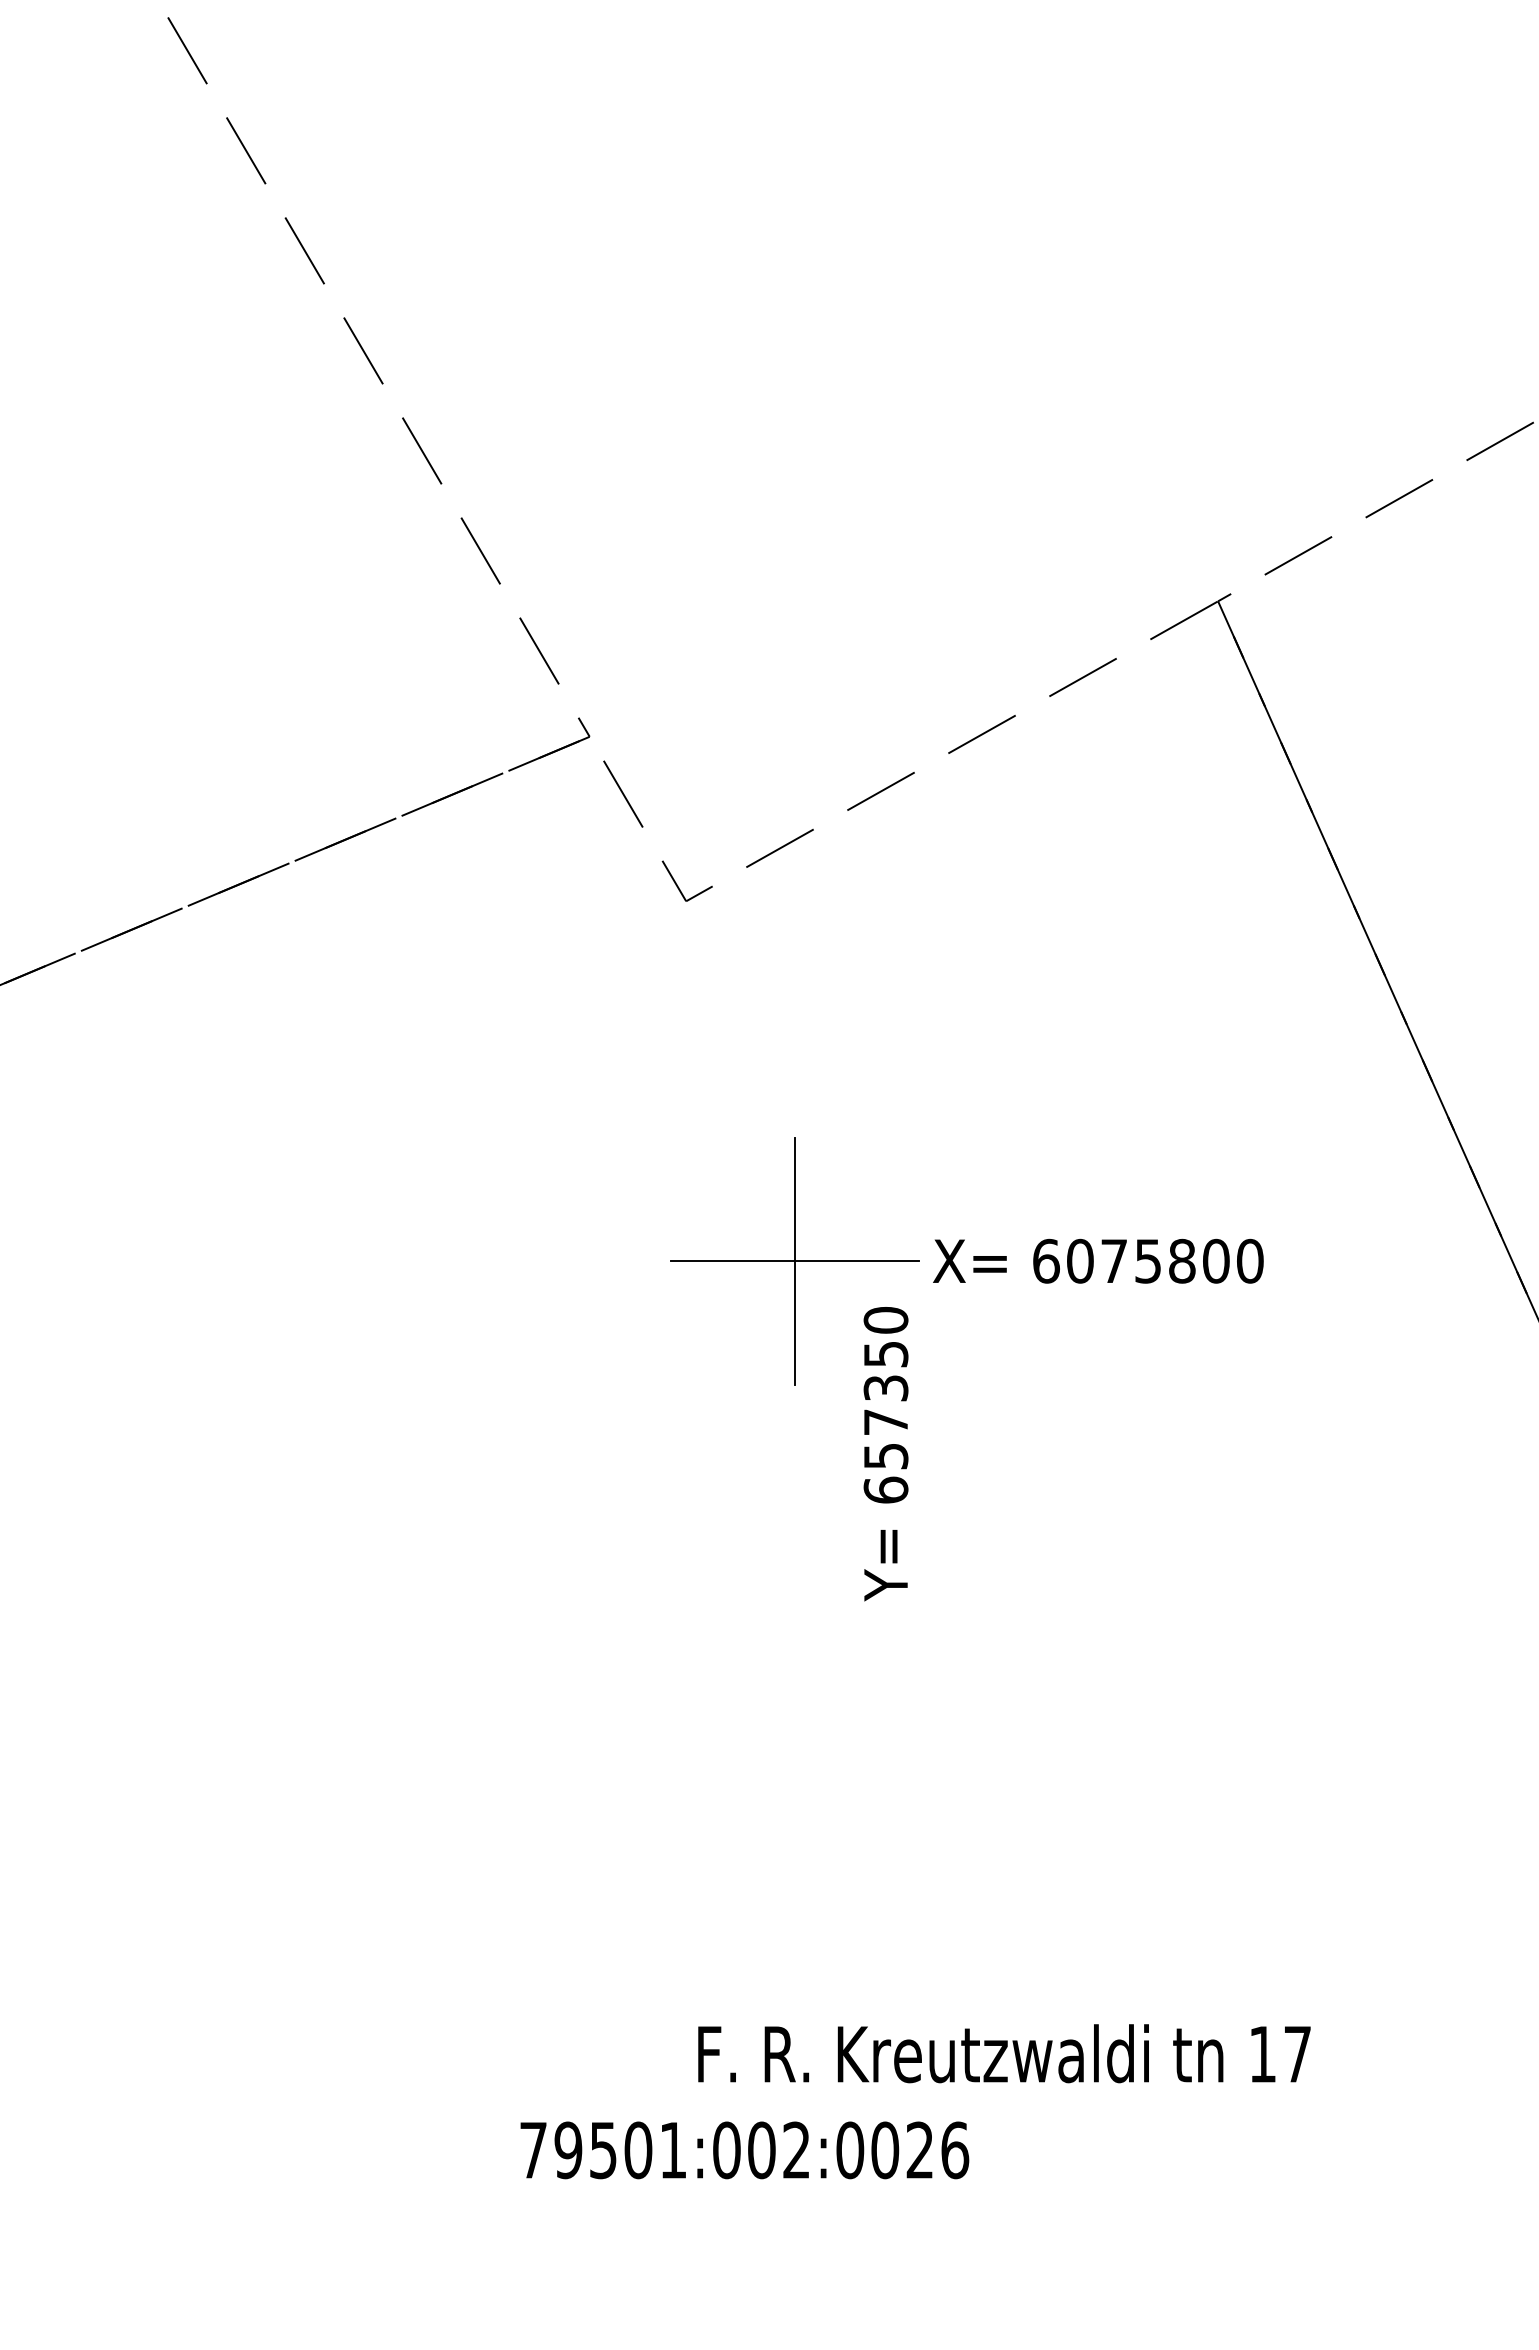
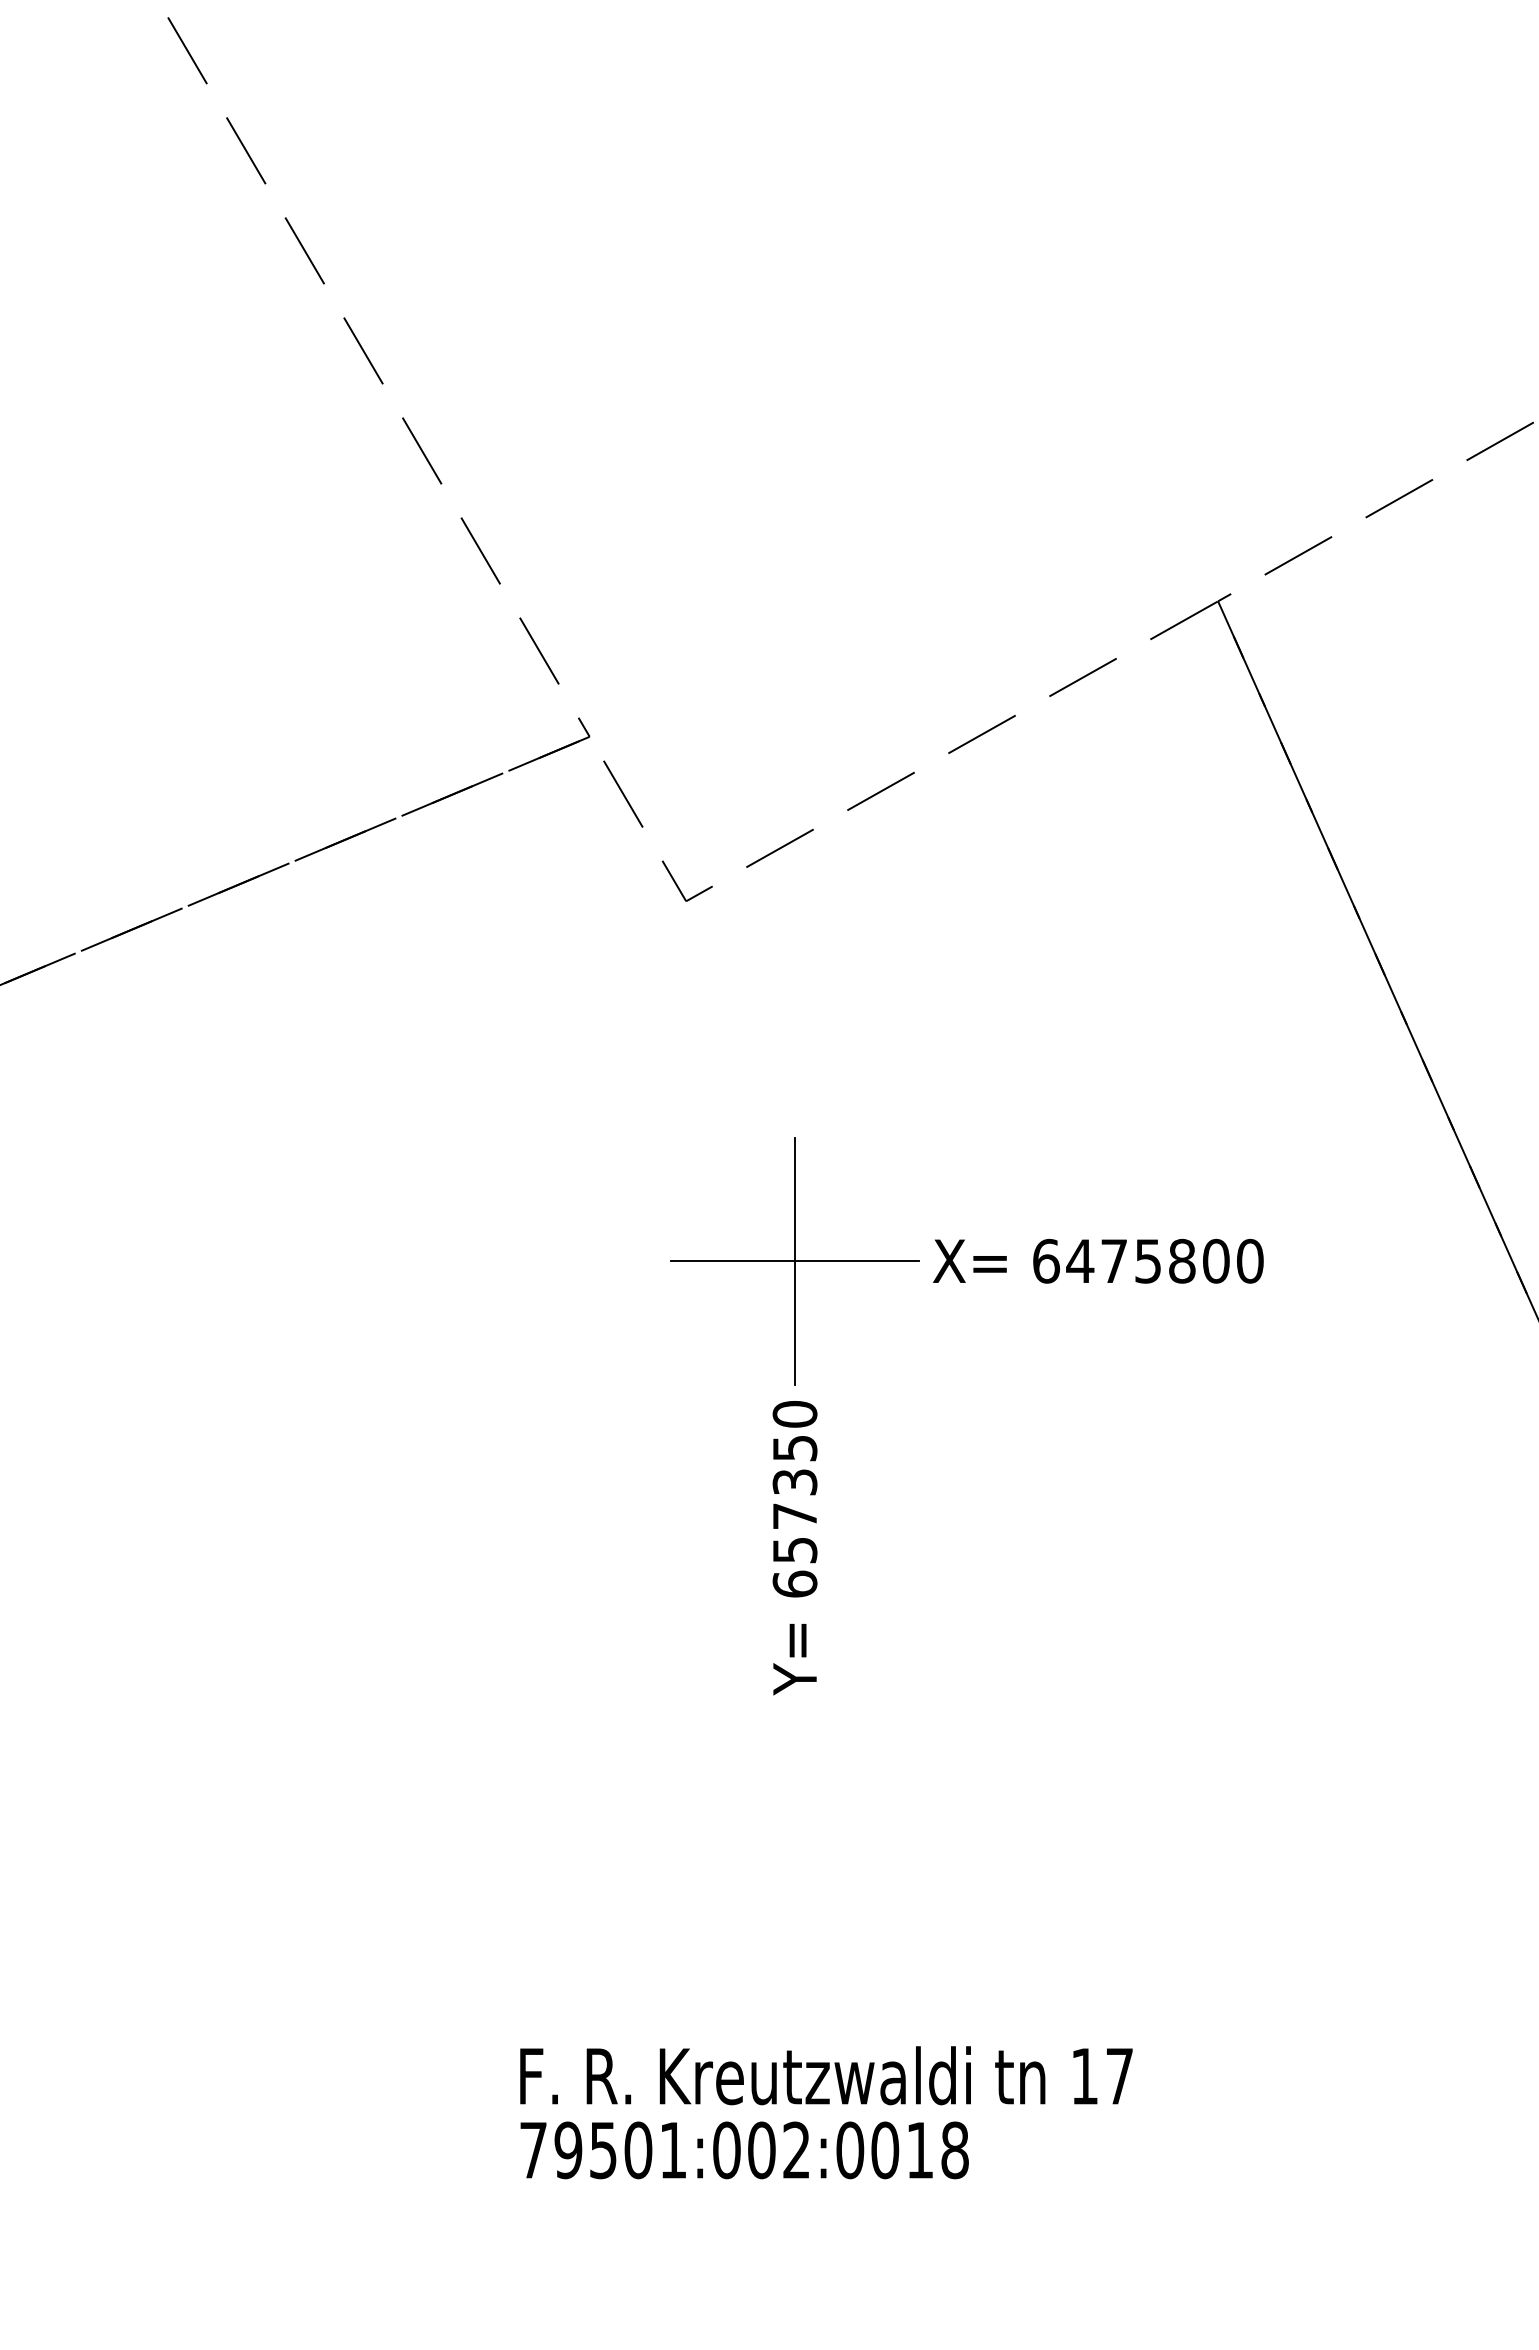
text: 6075800 -> 6475800 (1080, 1260)
text position: (885, 1454) -> (794, 1548) (794, 1548)
text position: (1004, 2053) -> (826, 2075) (826, 2075)
text: 79501:002:0026 -> 79501:002:0018 (937, 2150)
